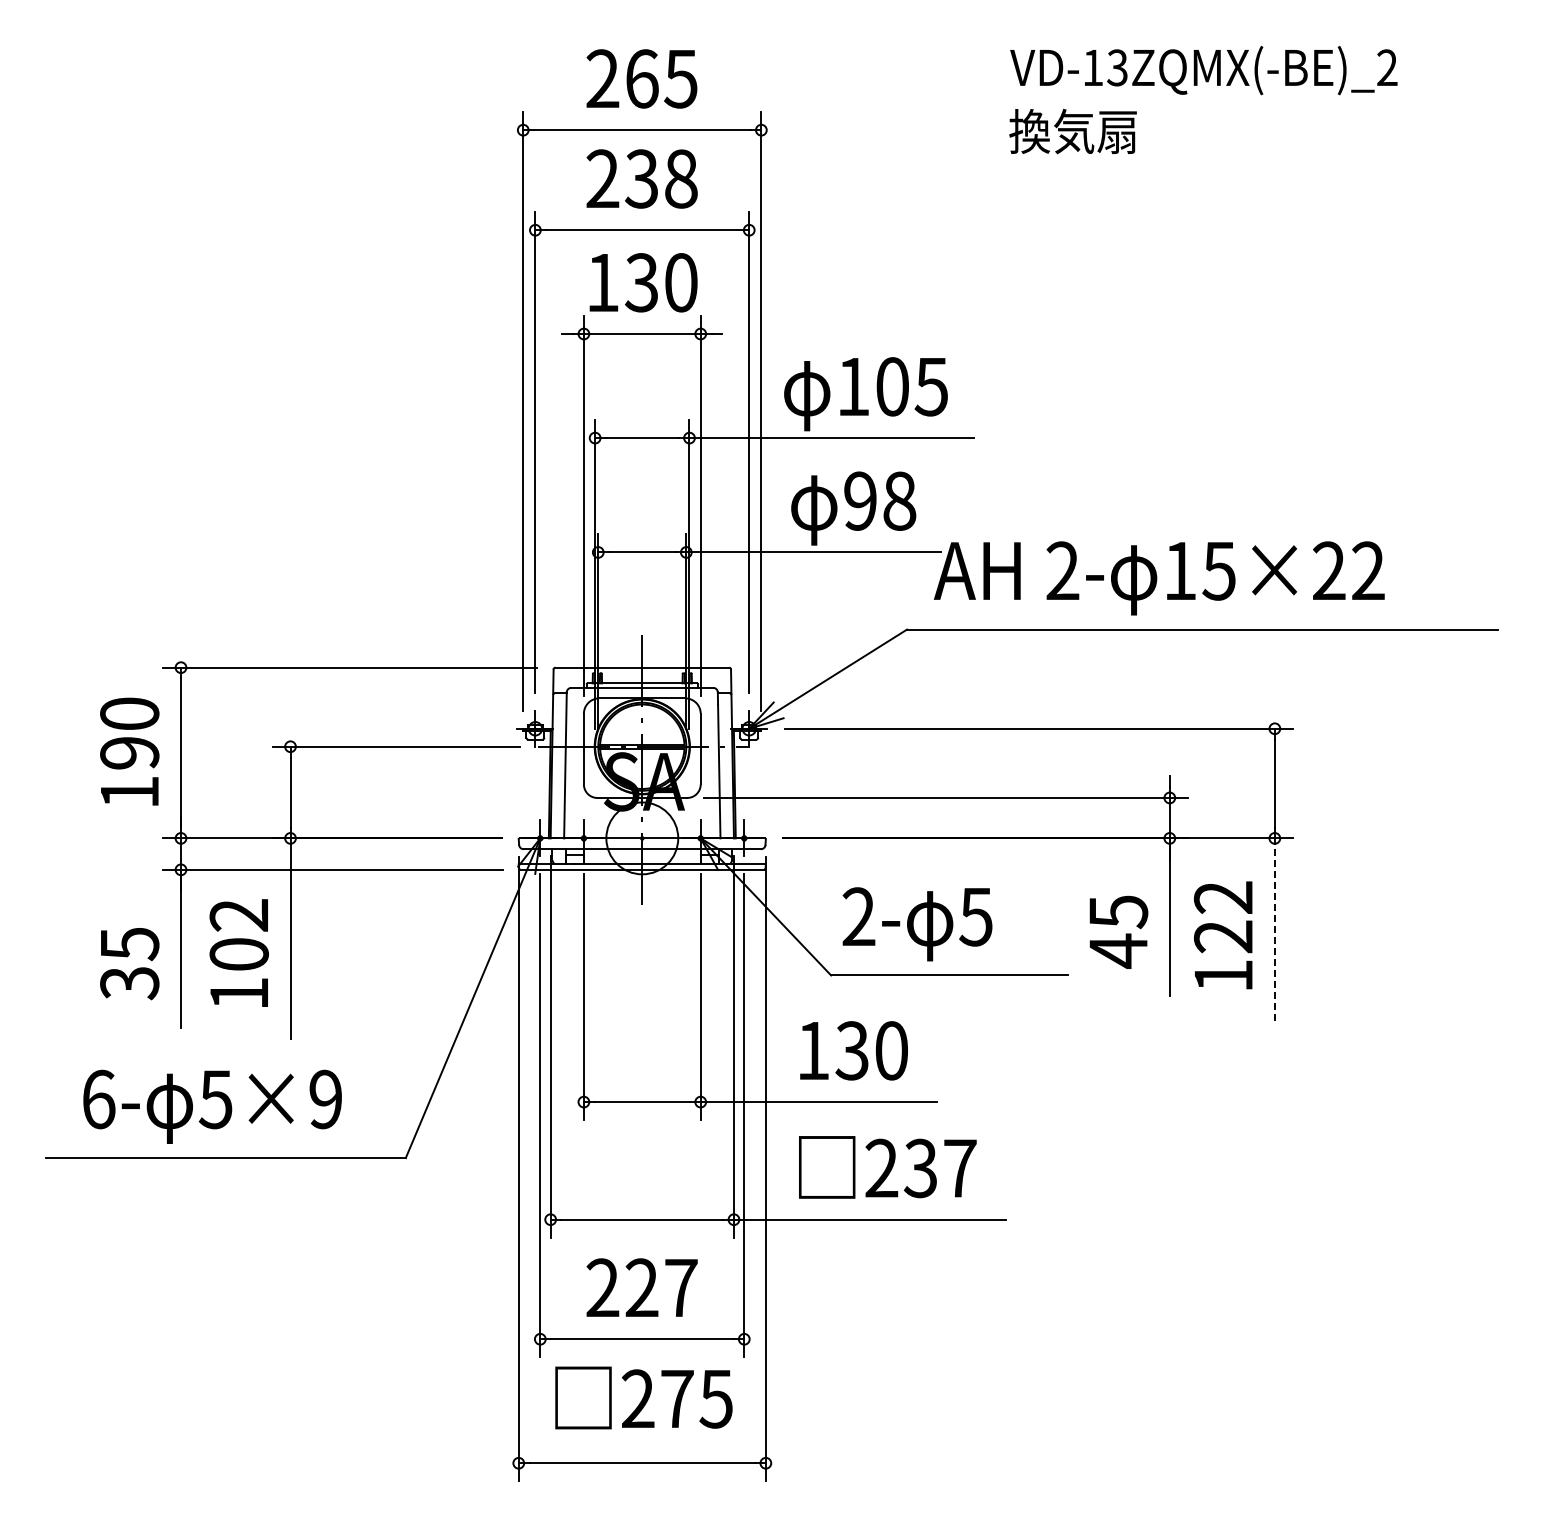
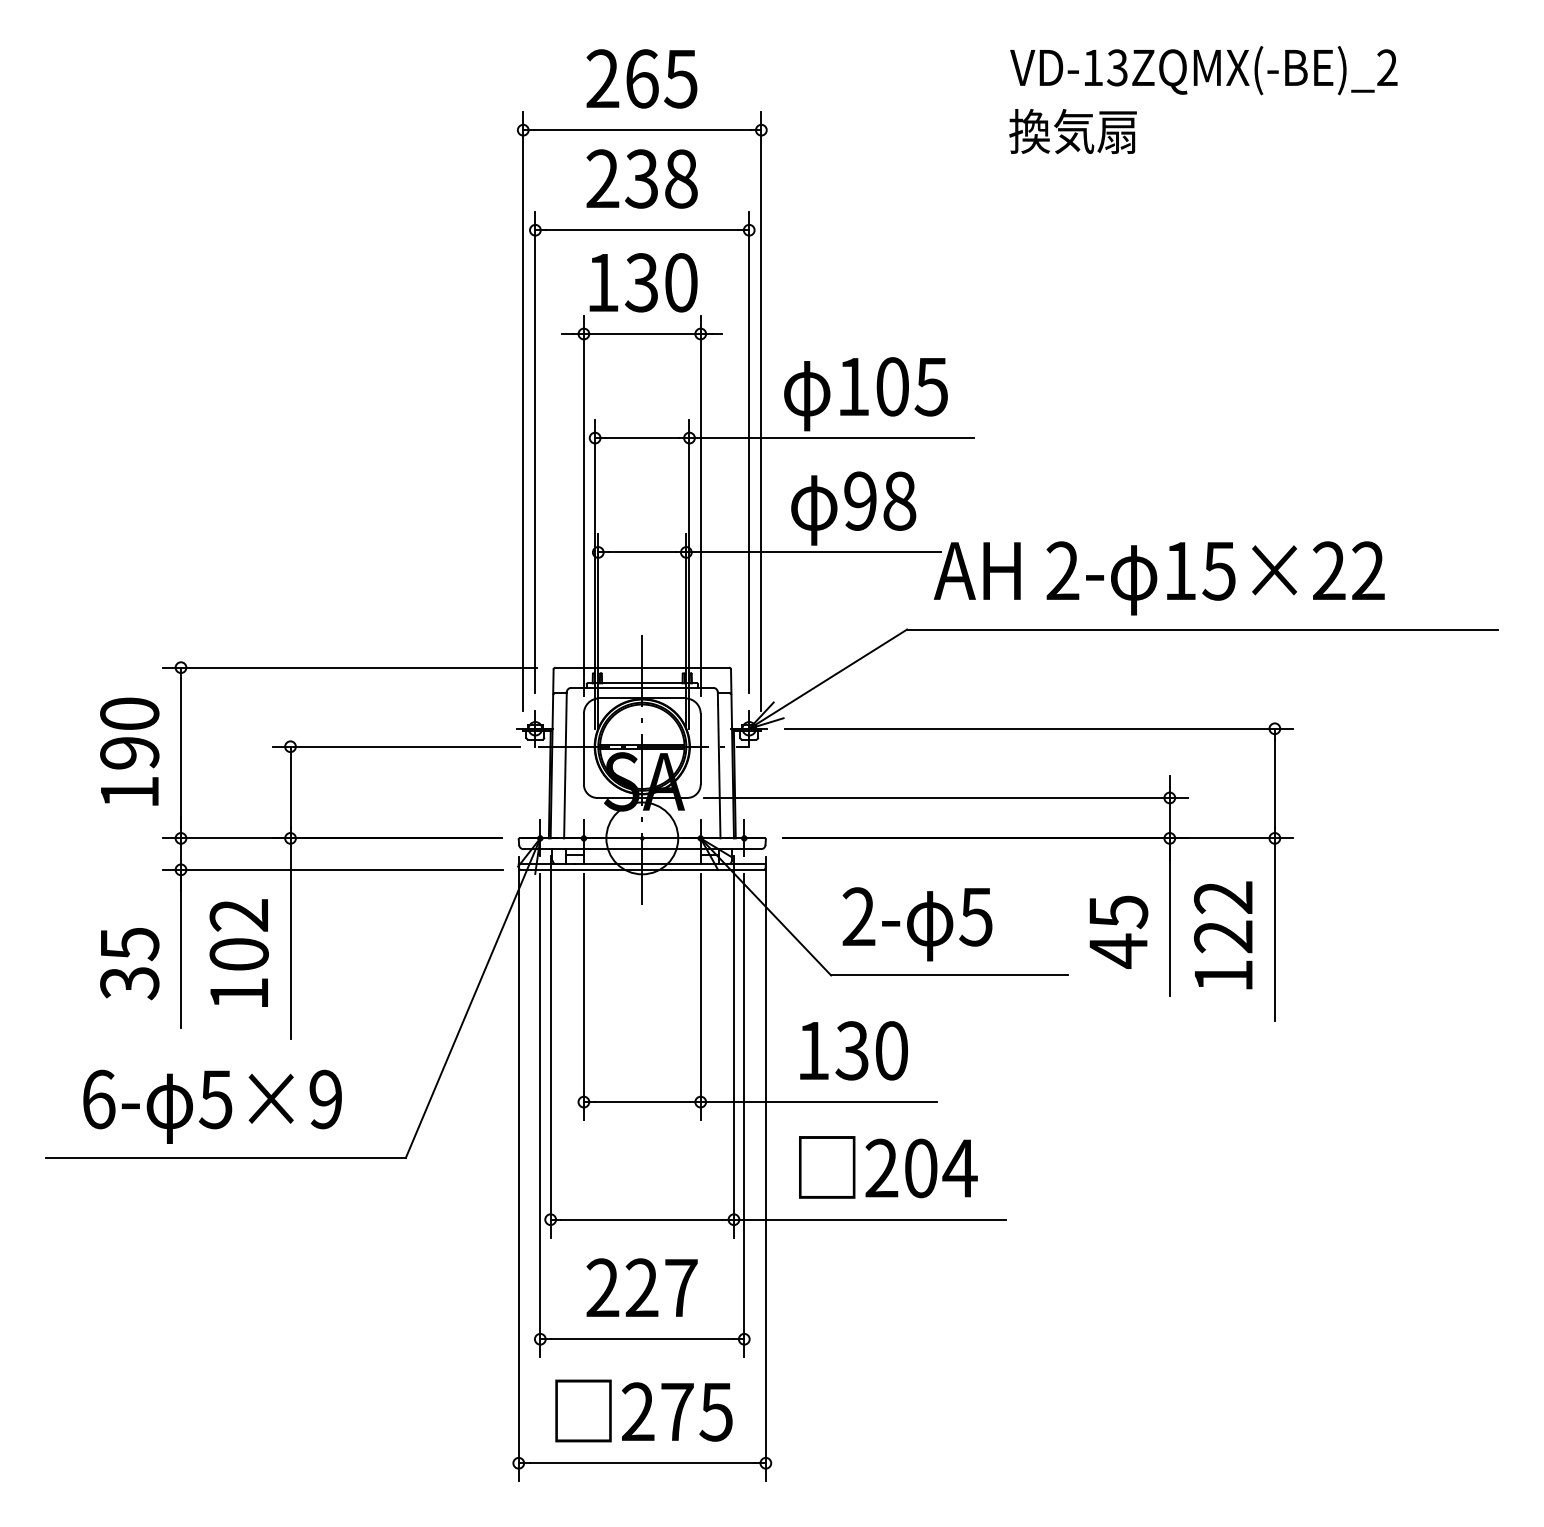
line: dashed -> solid (1274, 929)
text: 237 -> 204 (940, 1168)
text position: (643, 1397) -> (643, 1410) (643, 1410)
